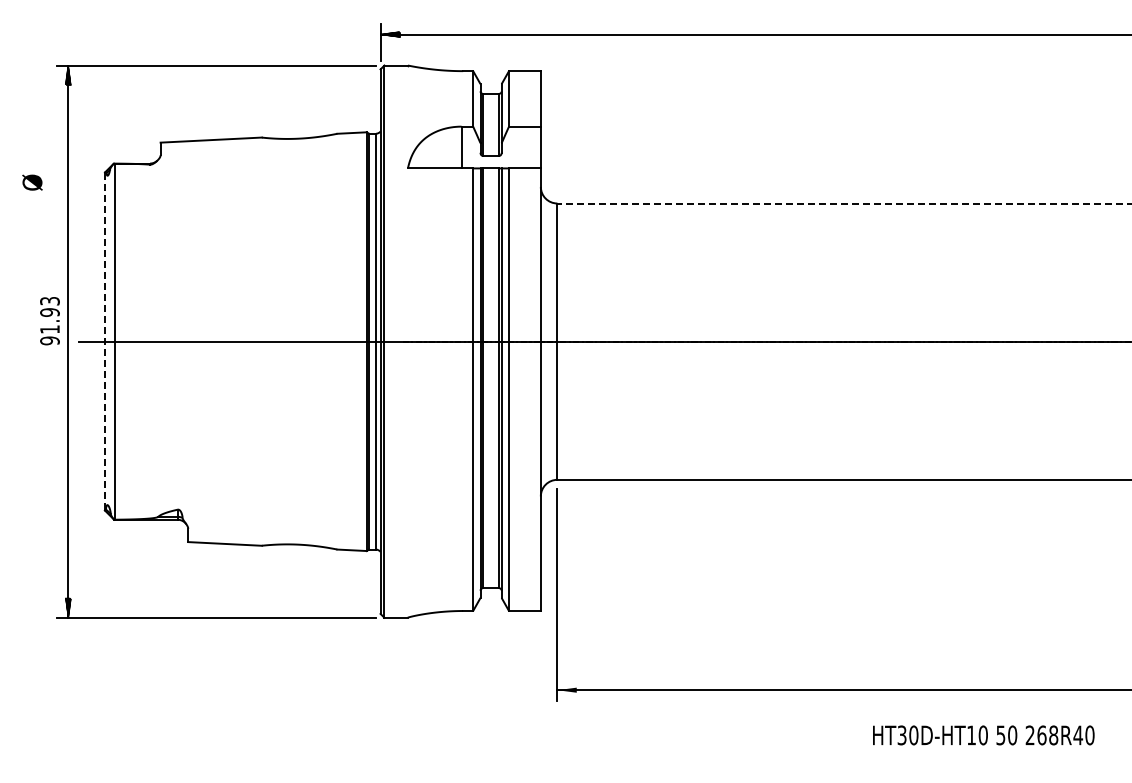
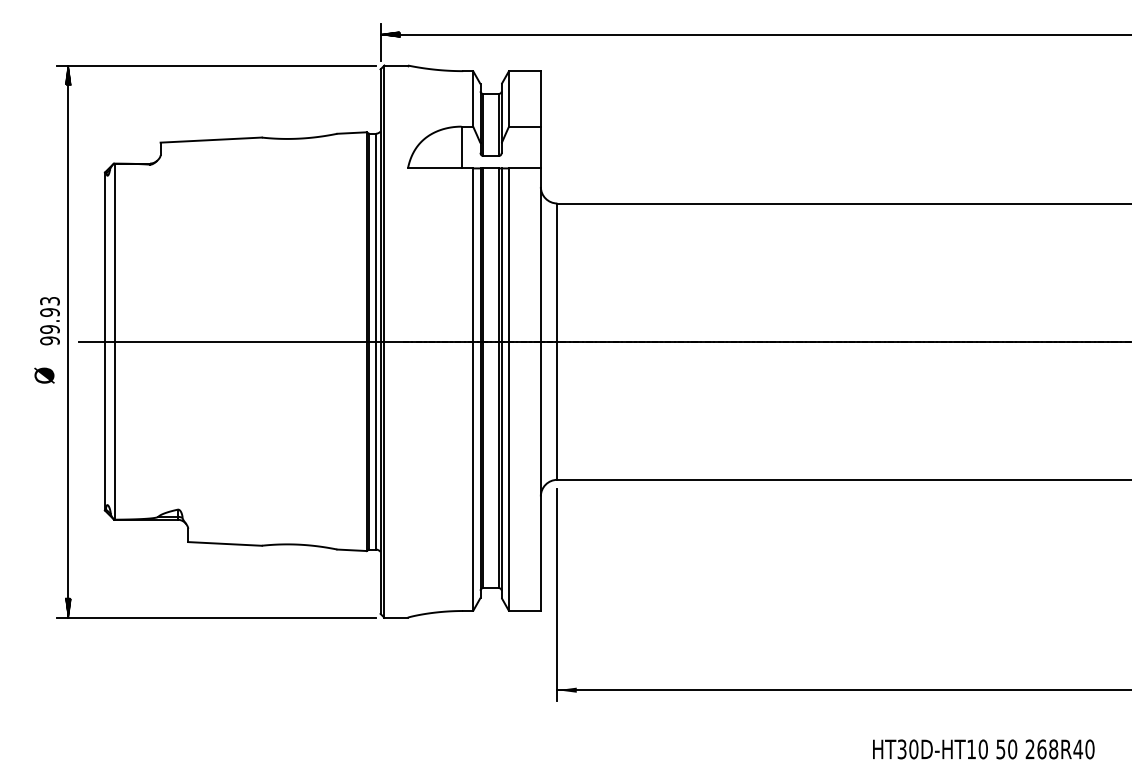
text position: (32, 182) -> (44, 375) (44, 375)
line: dashed -> solid (844, 203)
text: 91.93 -> 99.93 (49, 329)
line: dashed -> solid (104, 341)
text position: (983, 735) -> (983, 749) (983, 749)
